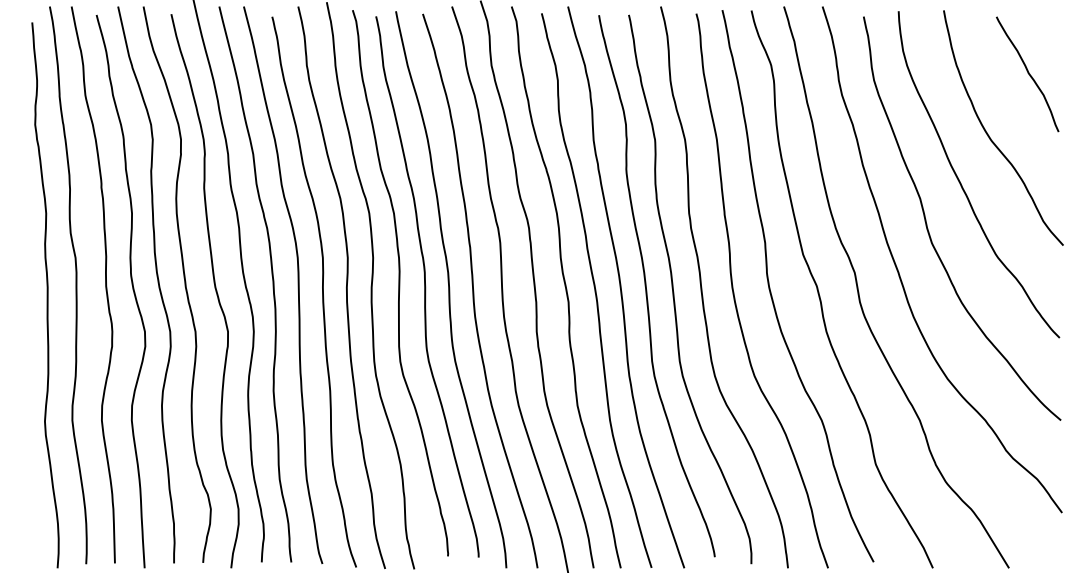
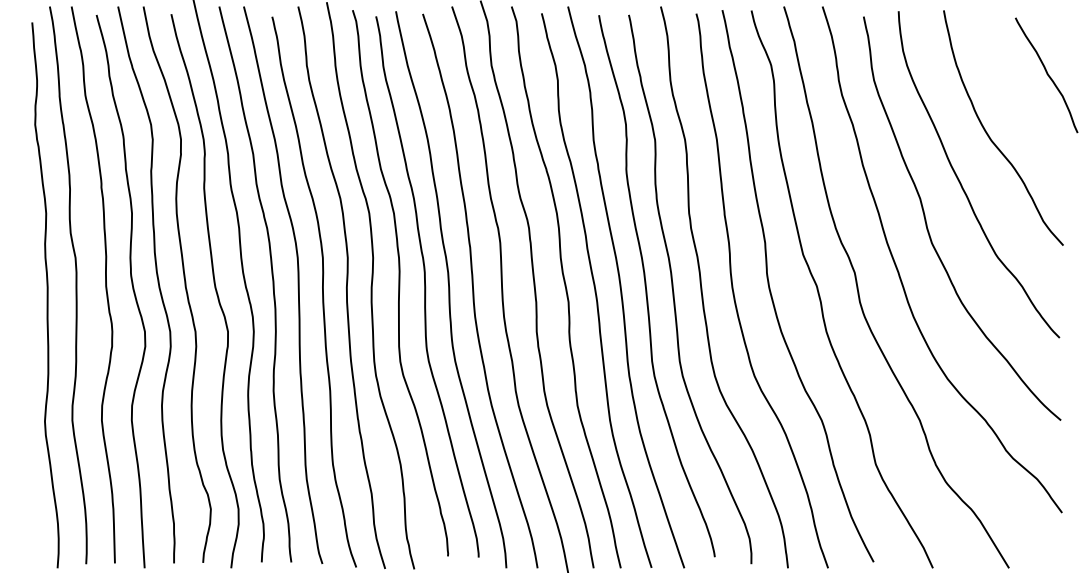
curve position: (1027, 73) -> (1046, 74) (1046, 74)
